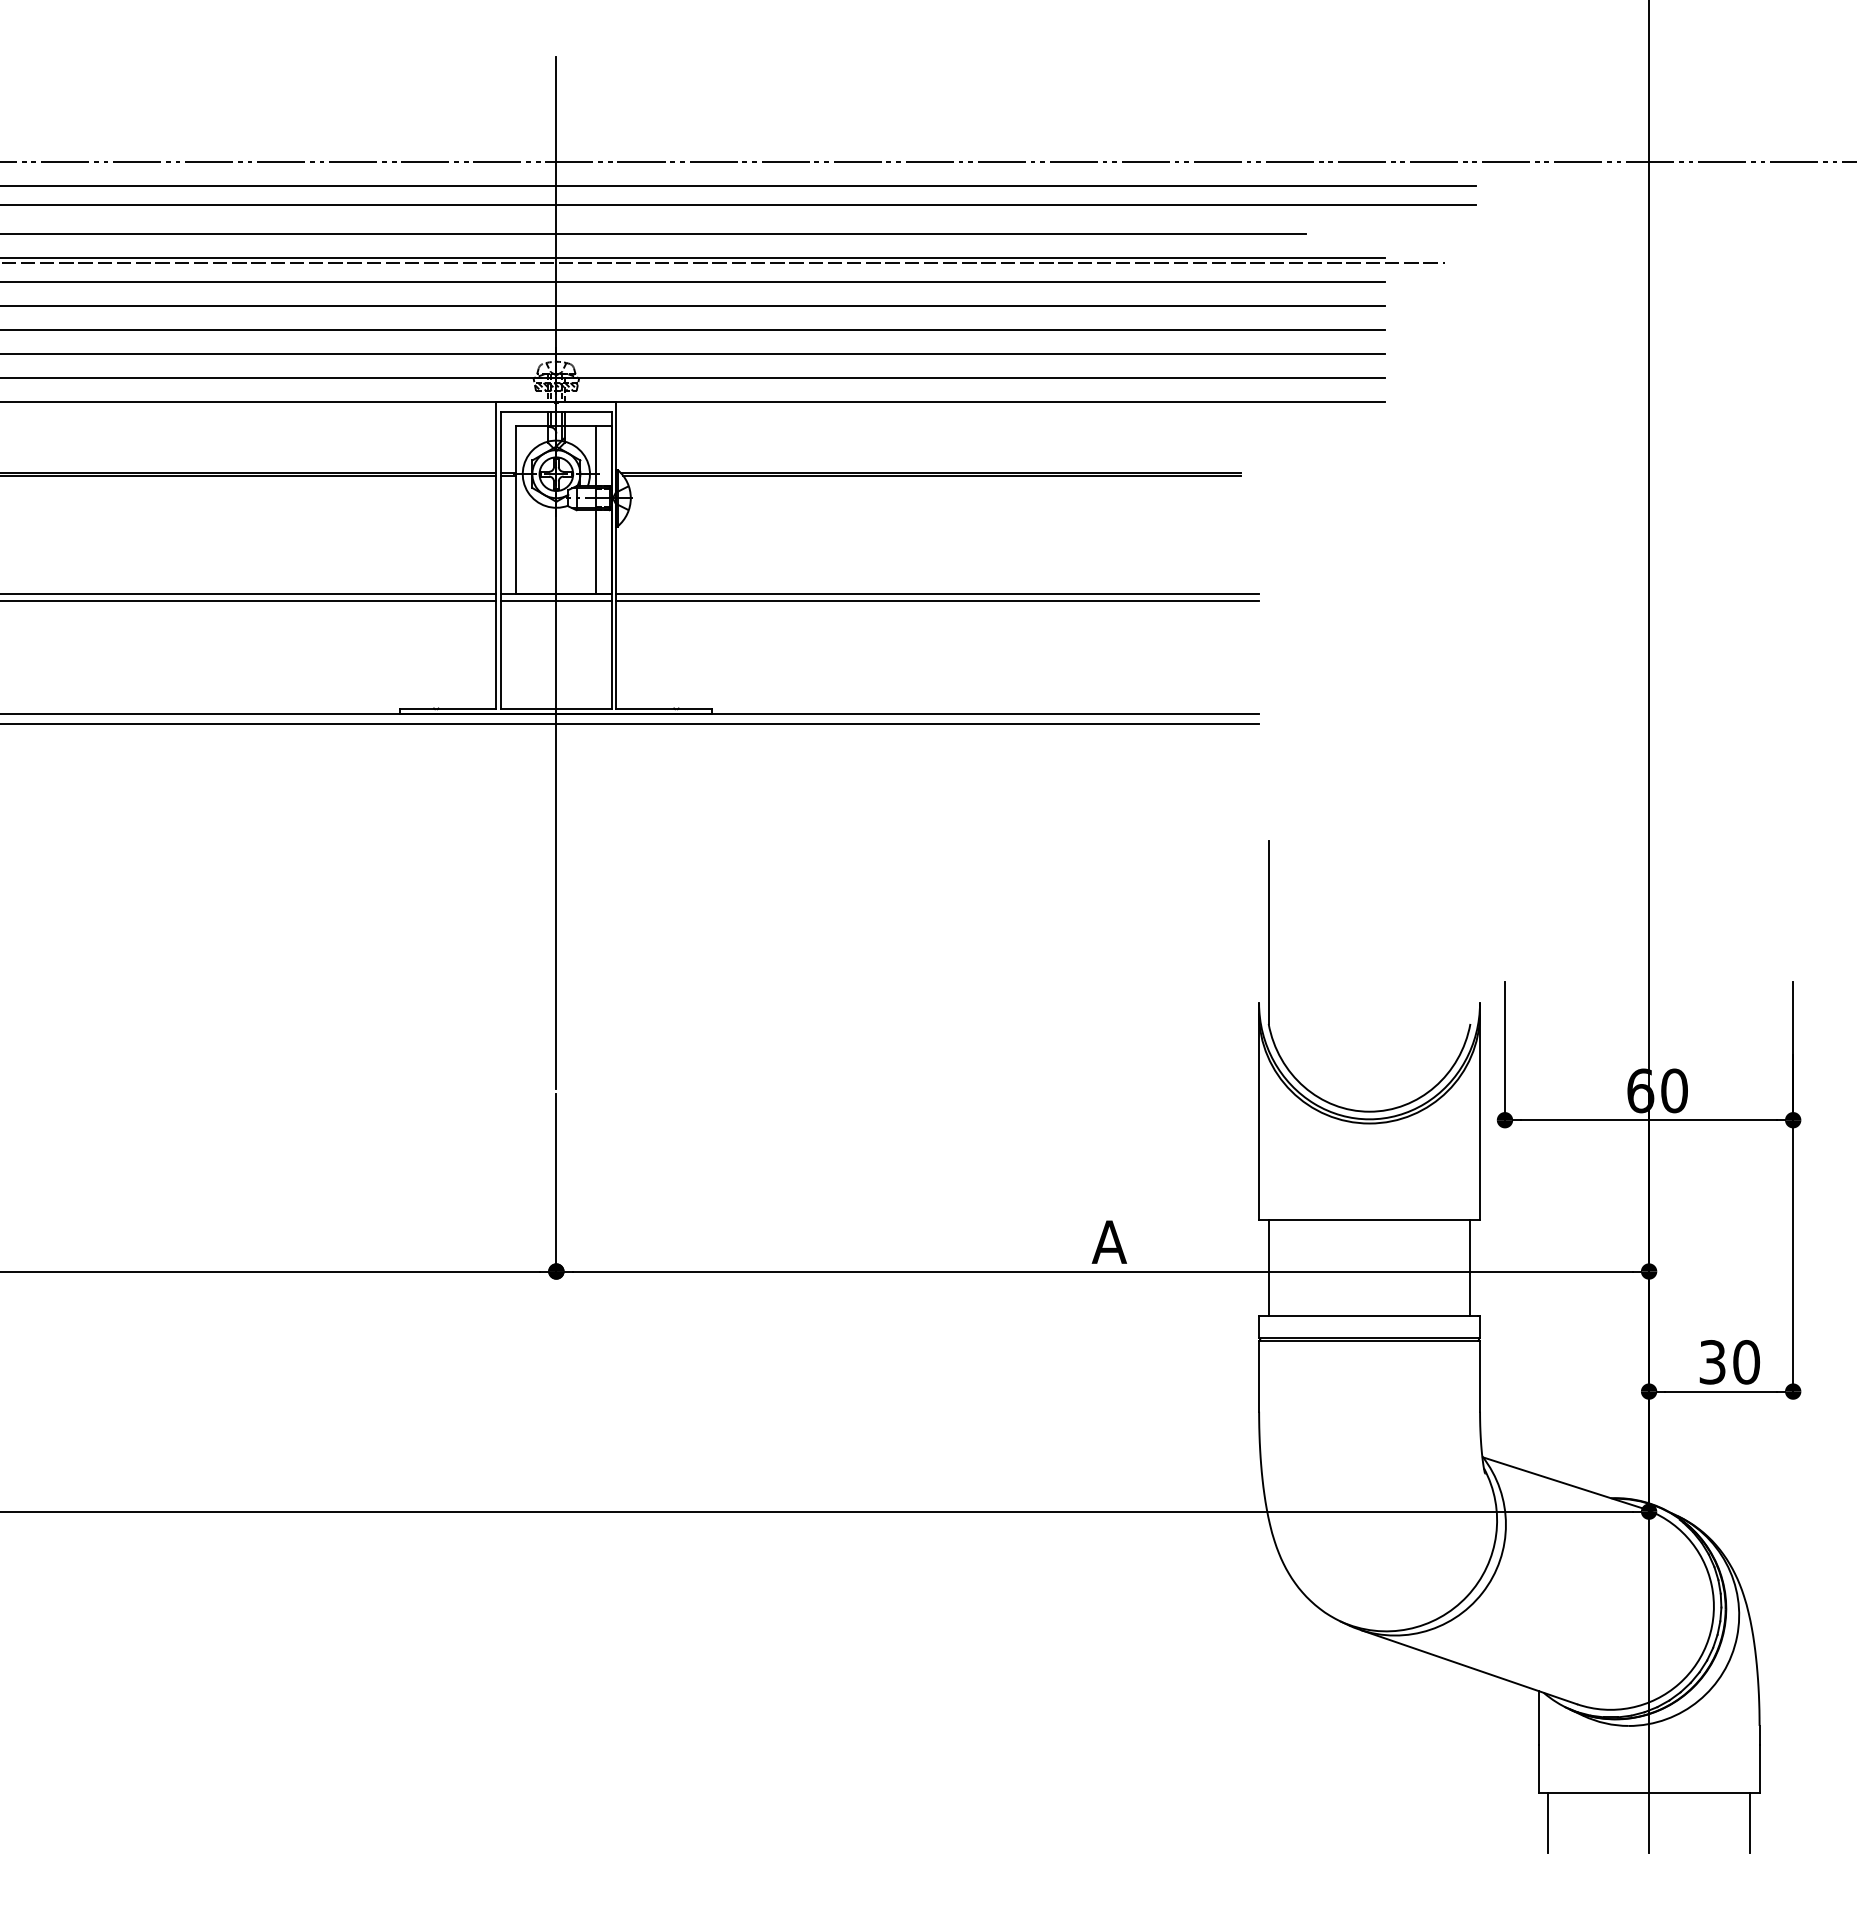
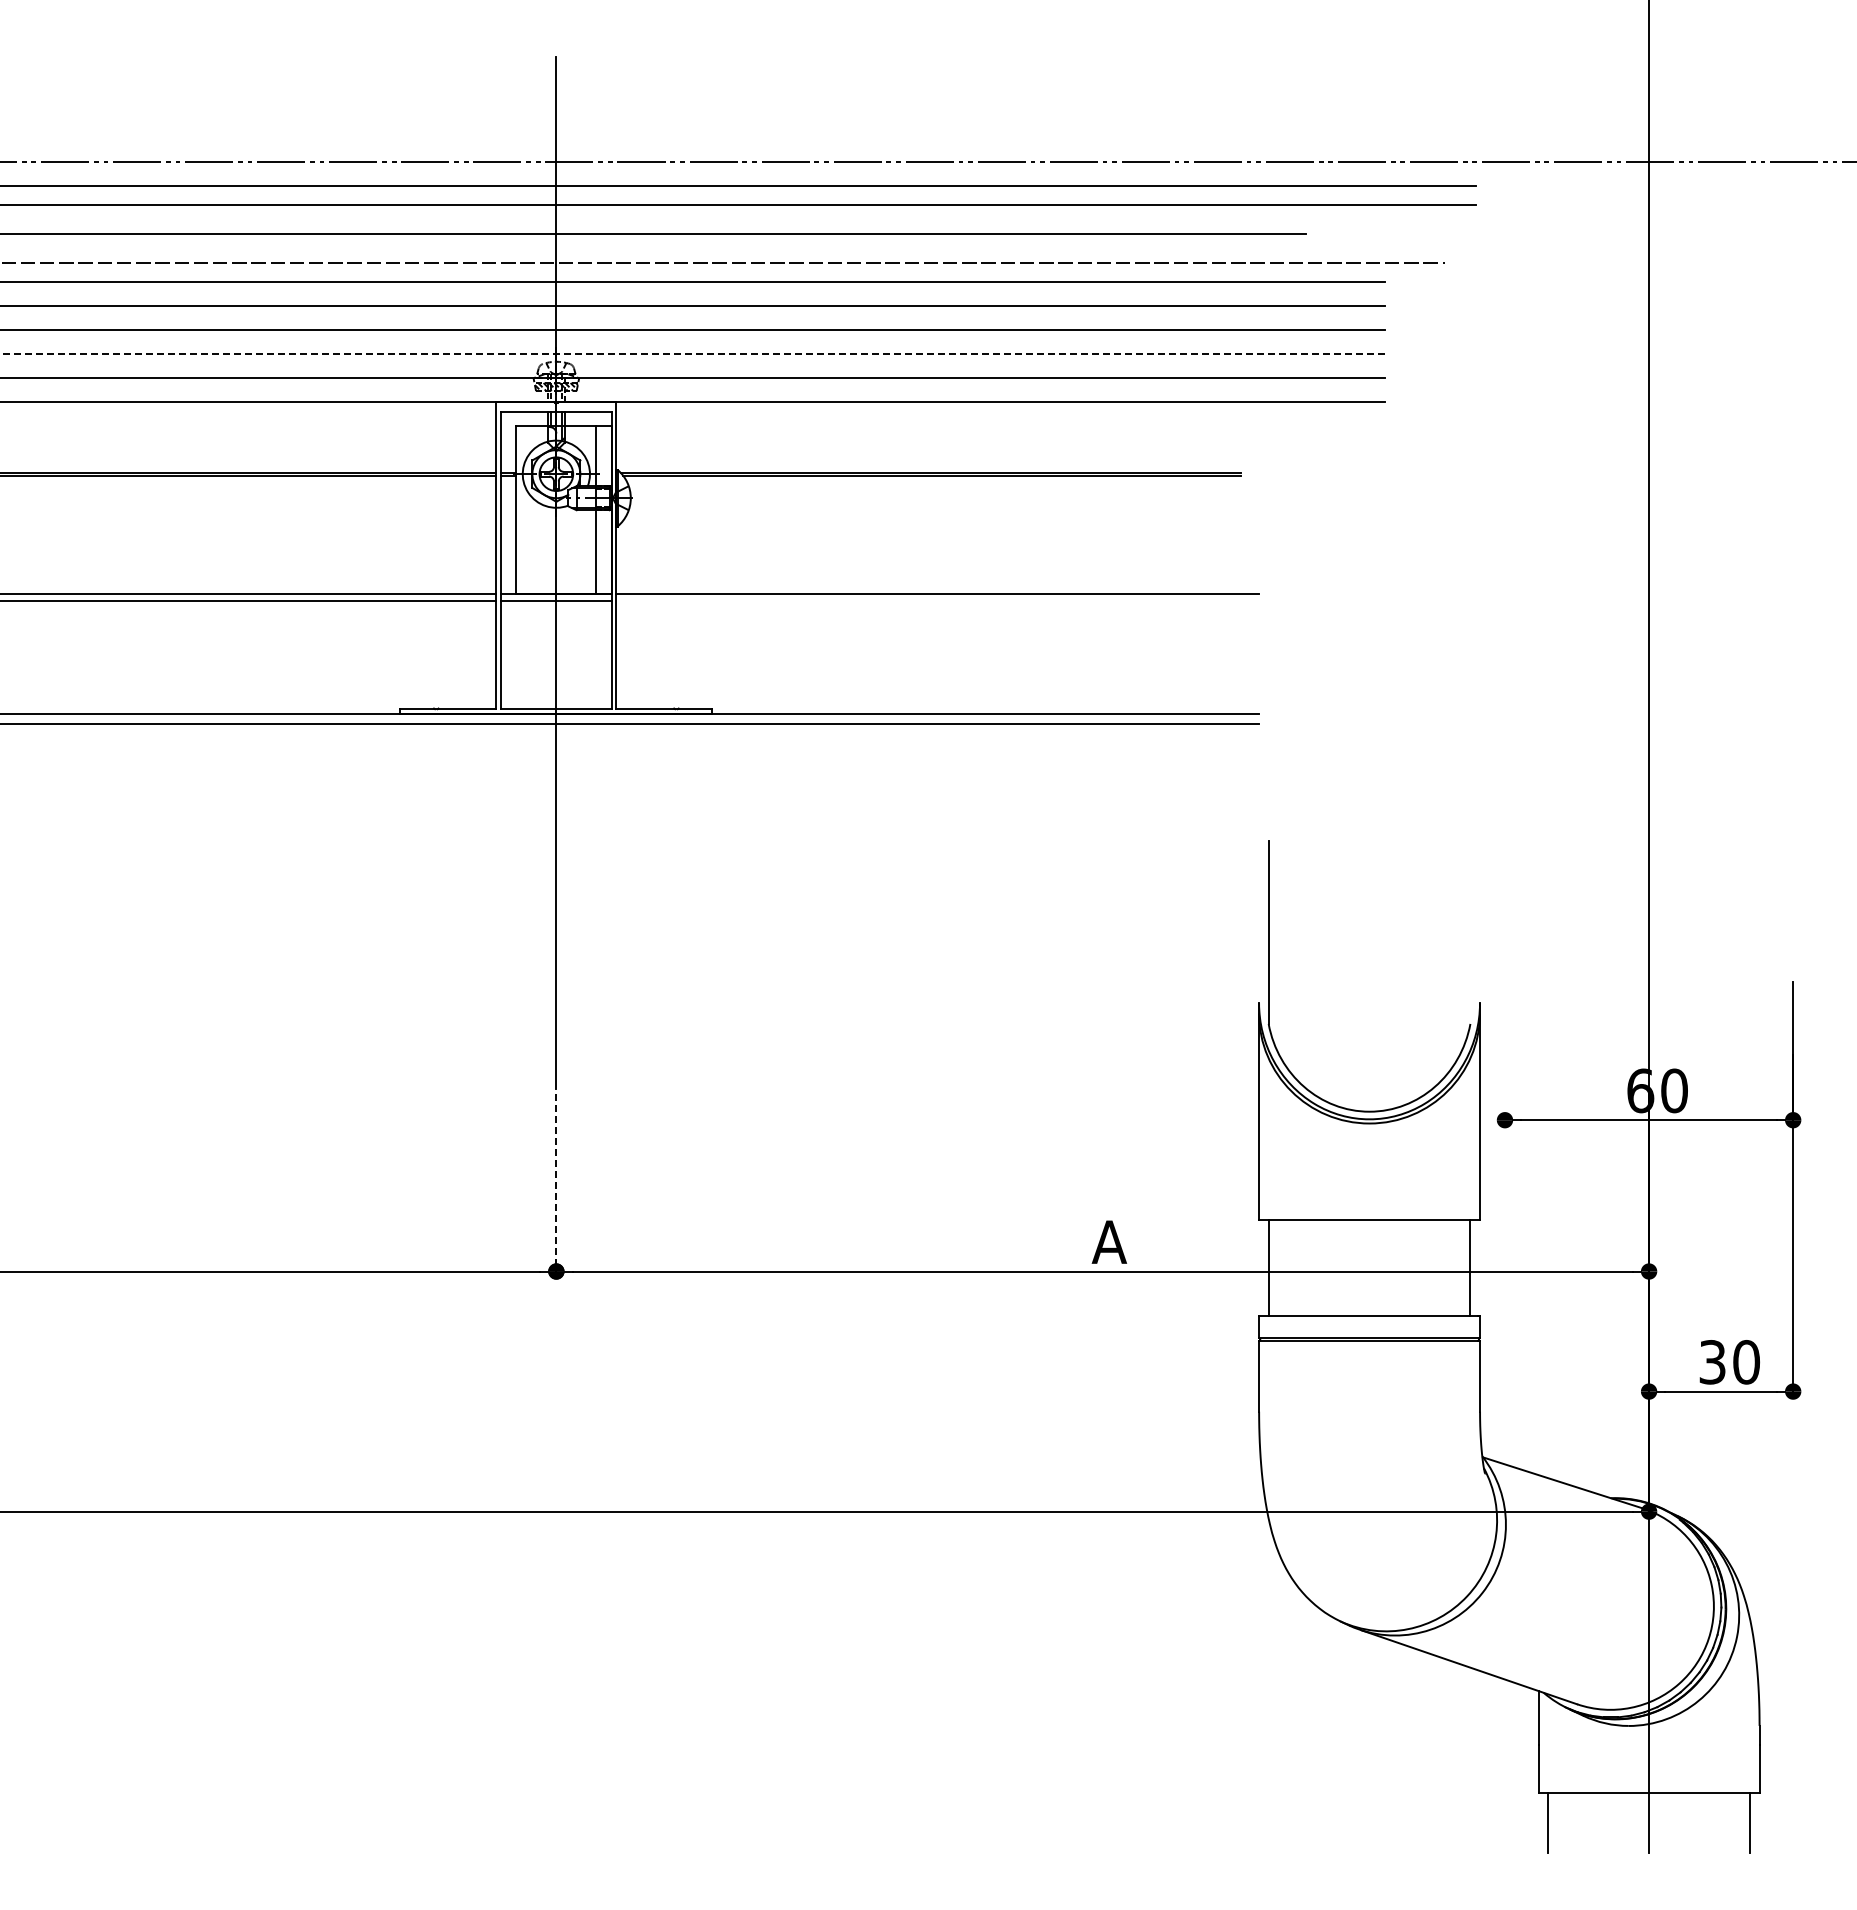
line: present -> none (693, 258)
line: solid -> dashed (692, 354)
line: present -> none (937, 601)
line: present -> none (1504, 1053)
line: solid -> dashed (556, 1185)
